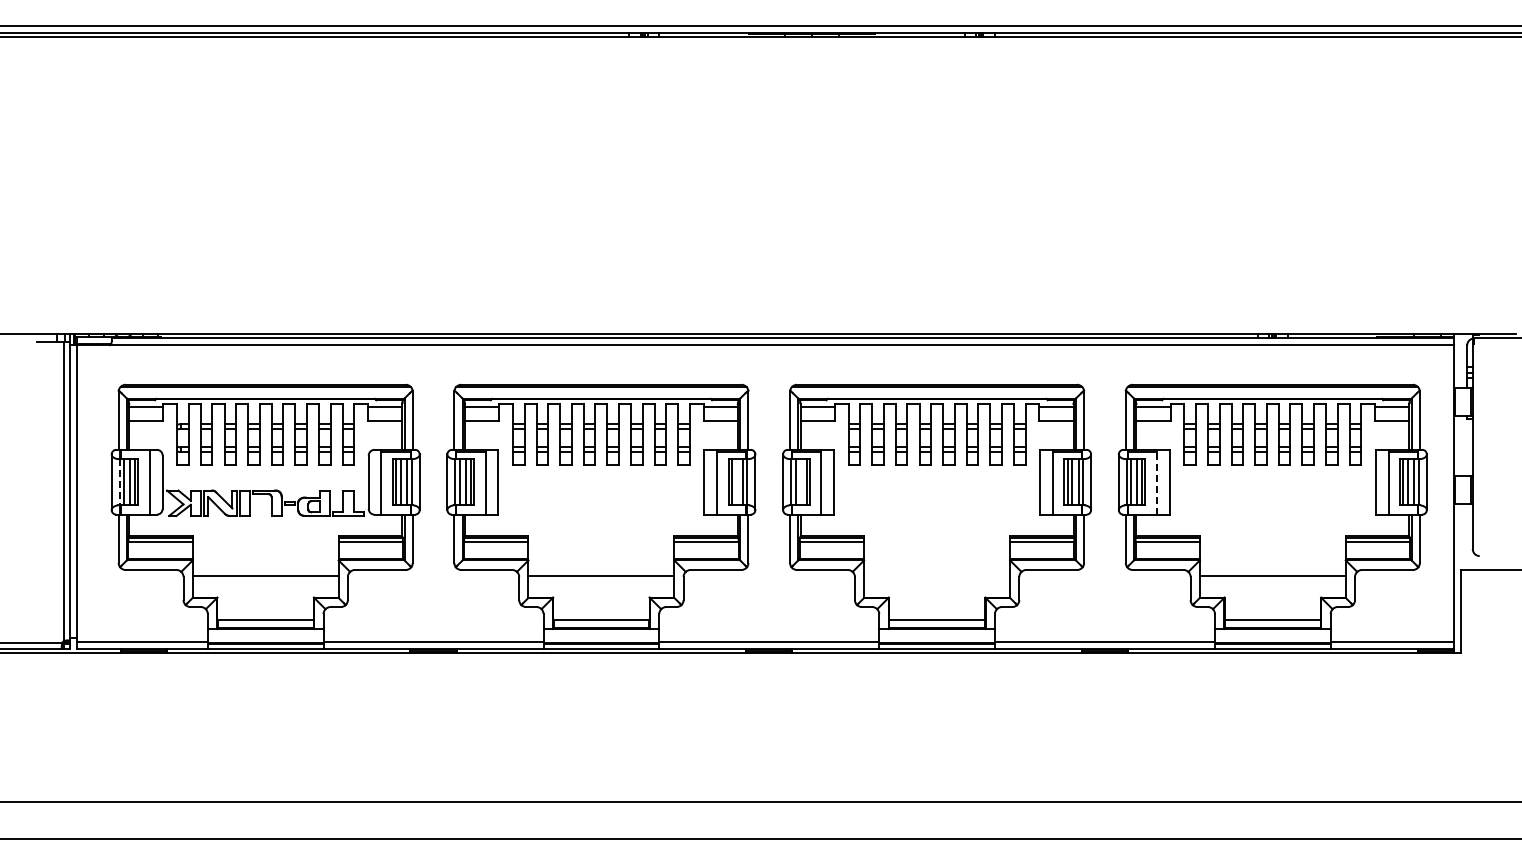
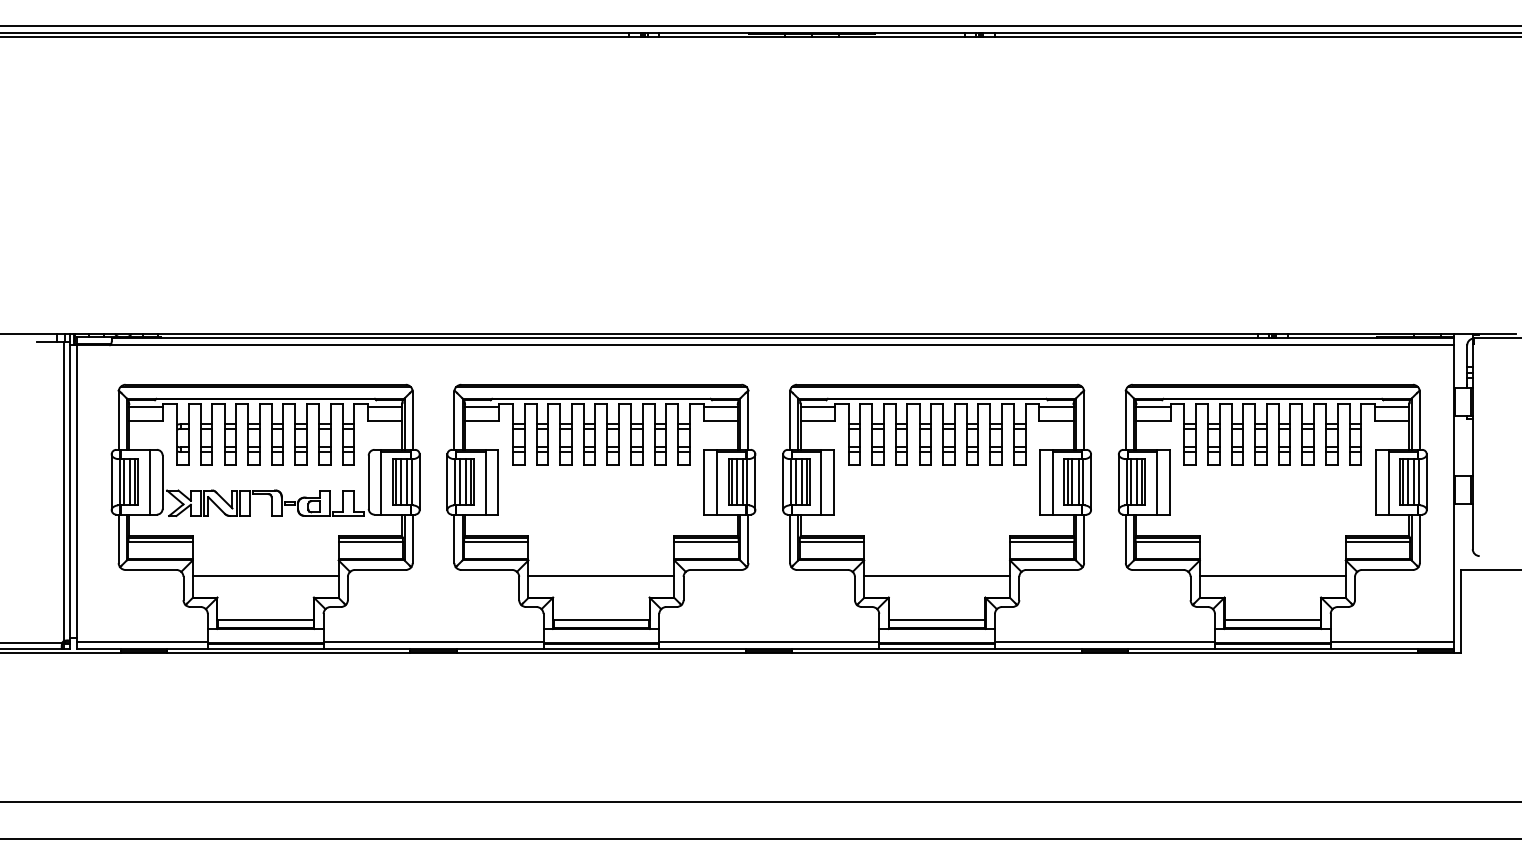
line: dashed -> solid (1157, 481)
line: dashed -> solid (119, 482)
line: none -> present (736, 482)
line: none -> present (801, 482)
line: none -> present (937, 575)
